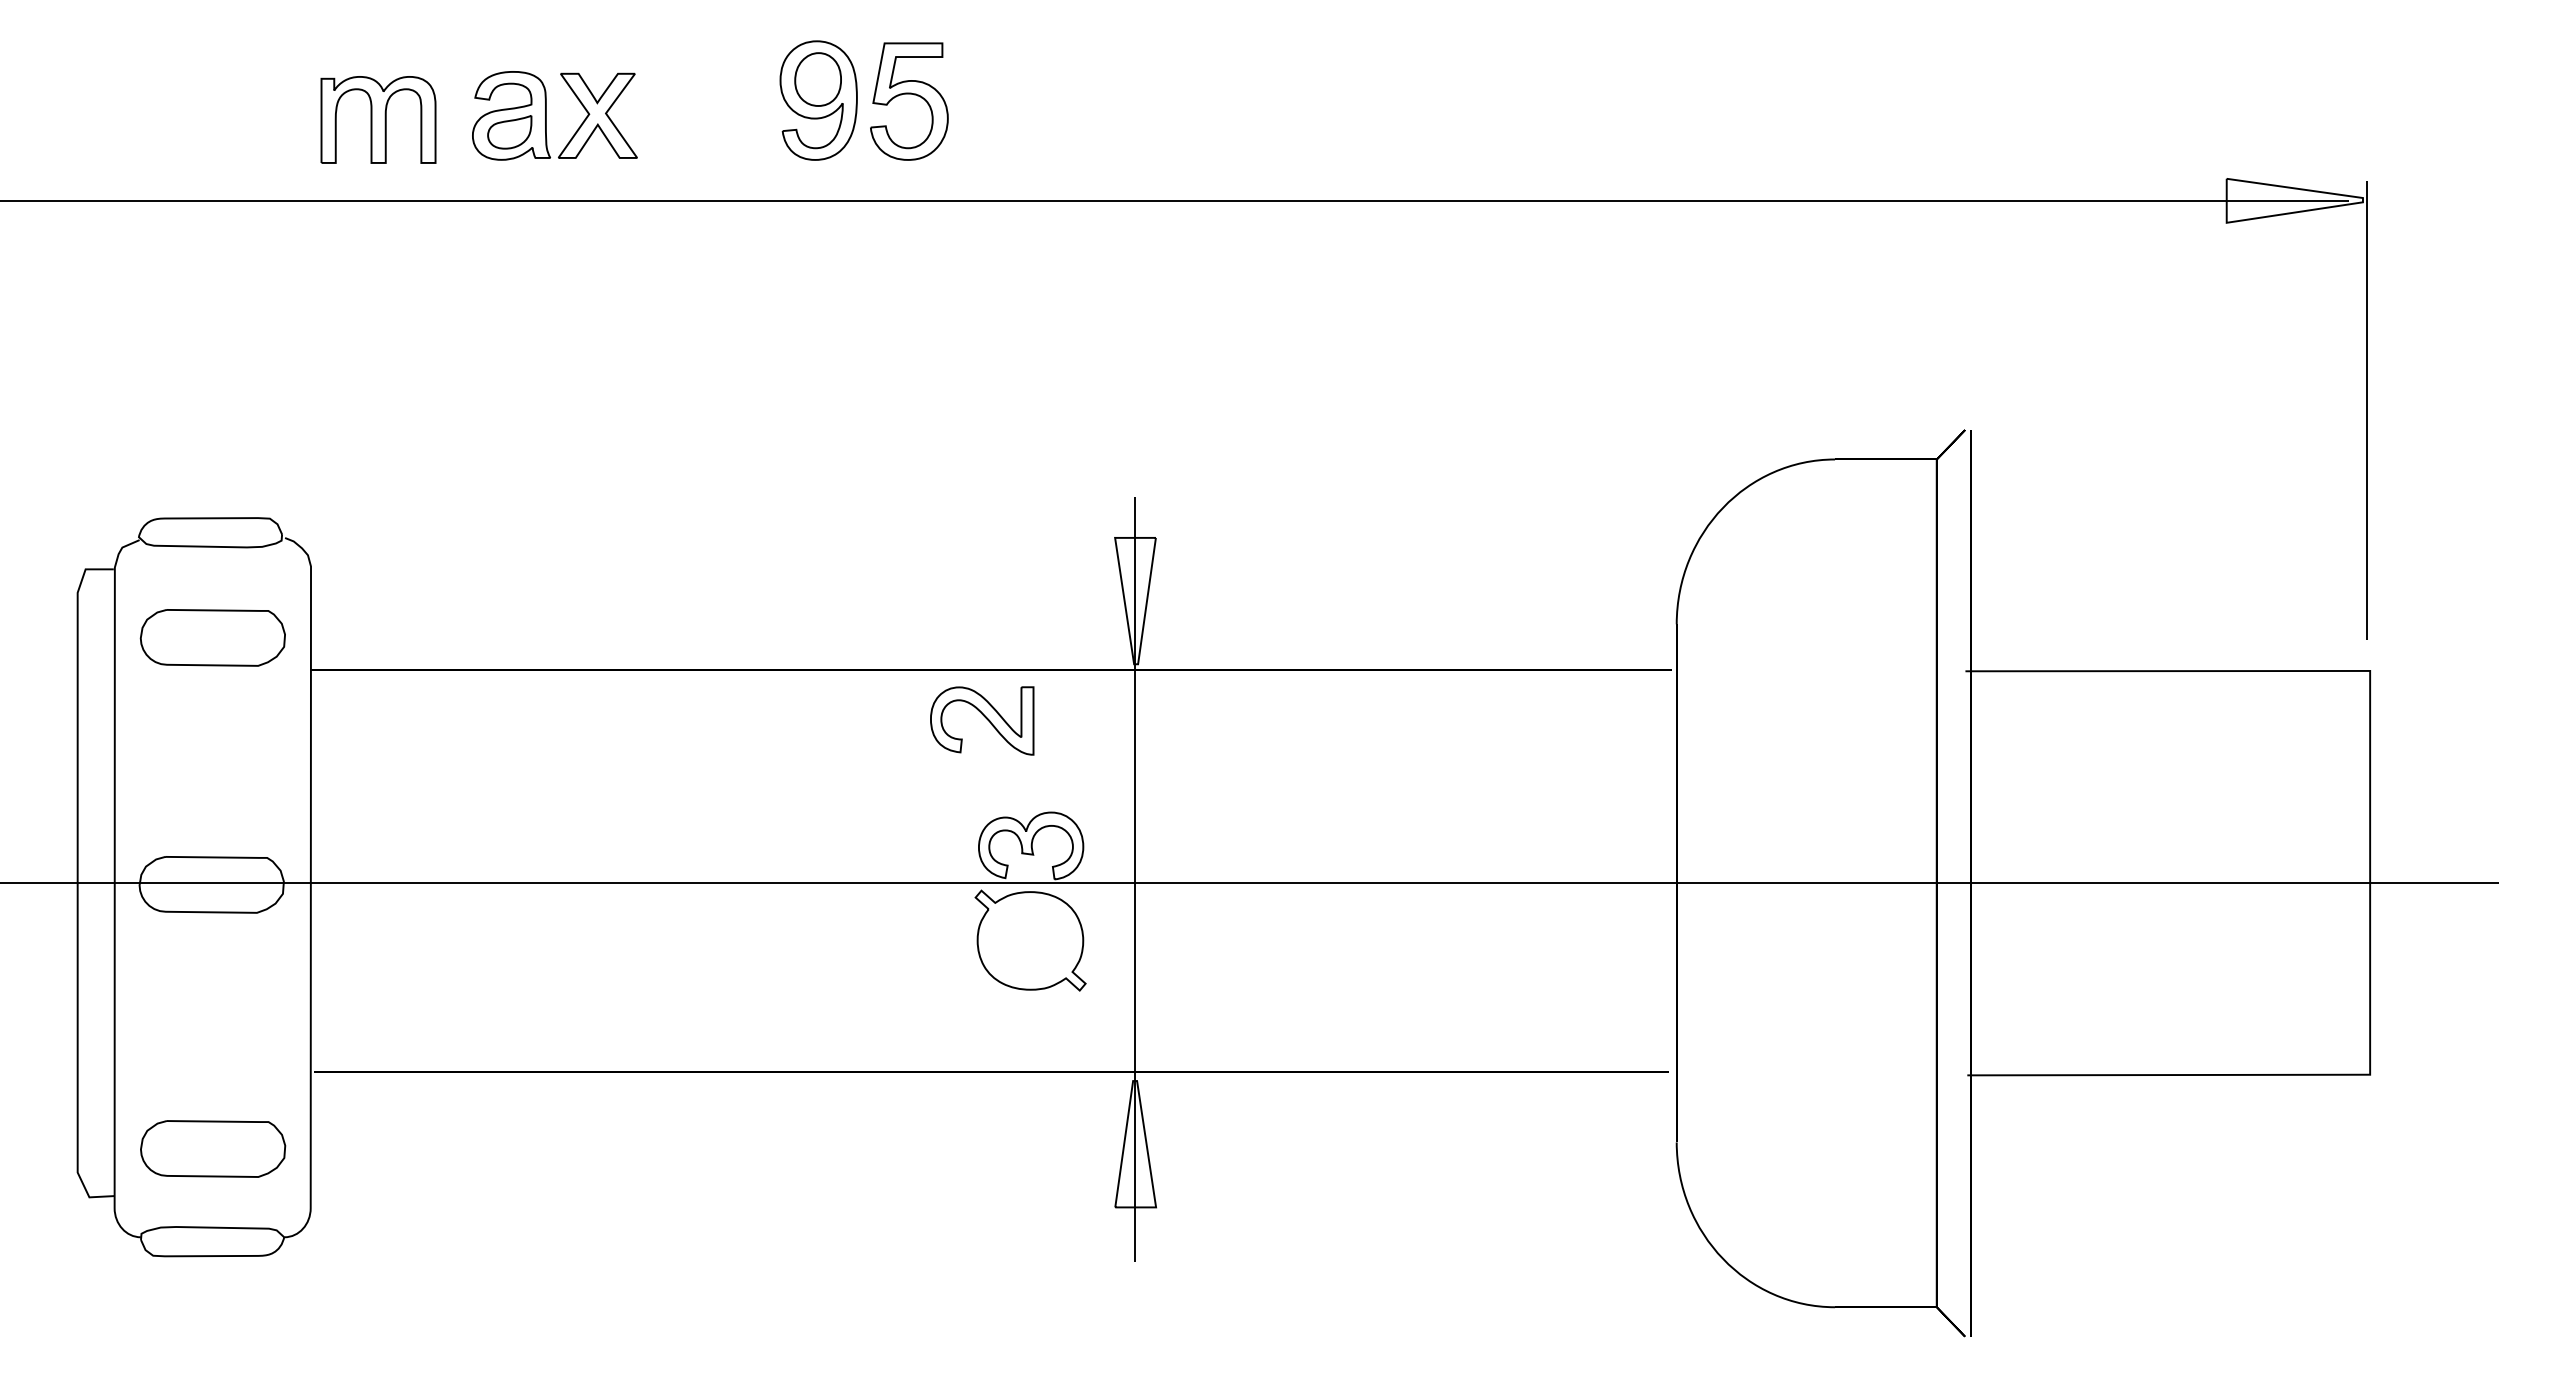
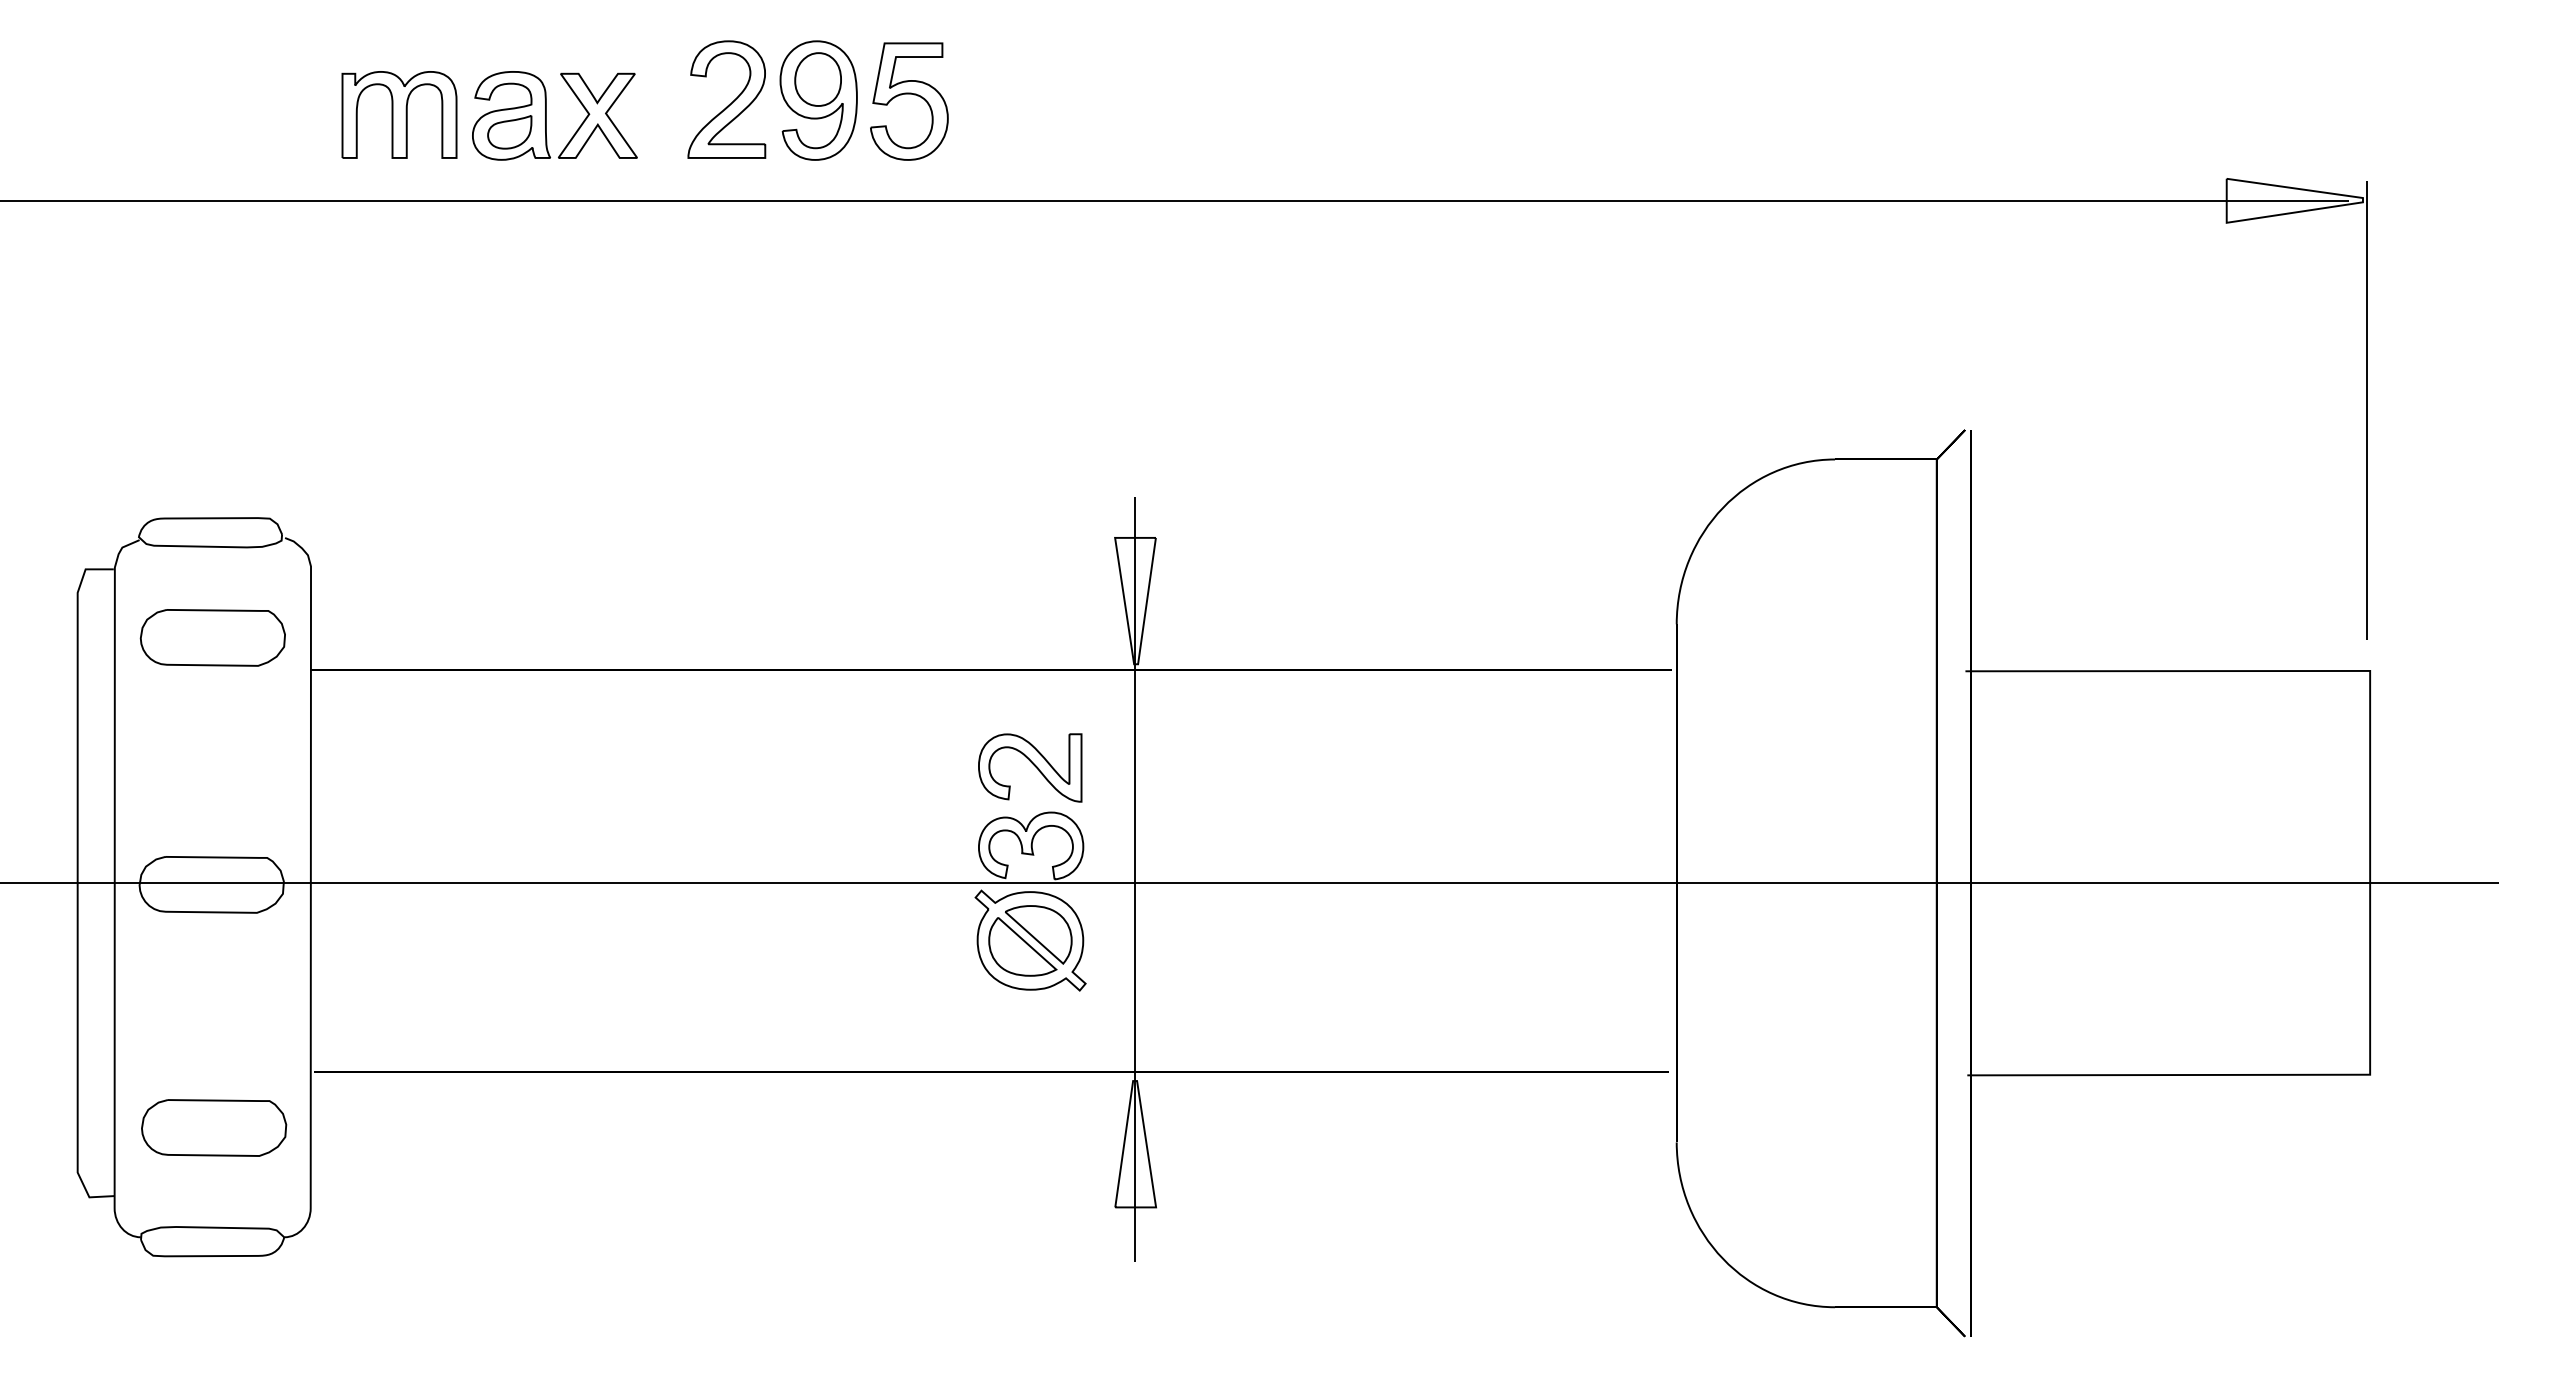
part: none -> present (726, 99)
part position: (378, 119) -> (399, 114) (399, 114)
part position: (982, 720) -> (1030, 767) (1030, 767)
part: none -> present (1030, 940)
part position: (213, 1148) -> (214, 1127) (214, 1127)
